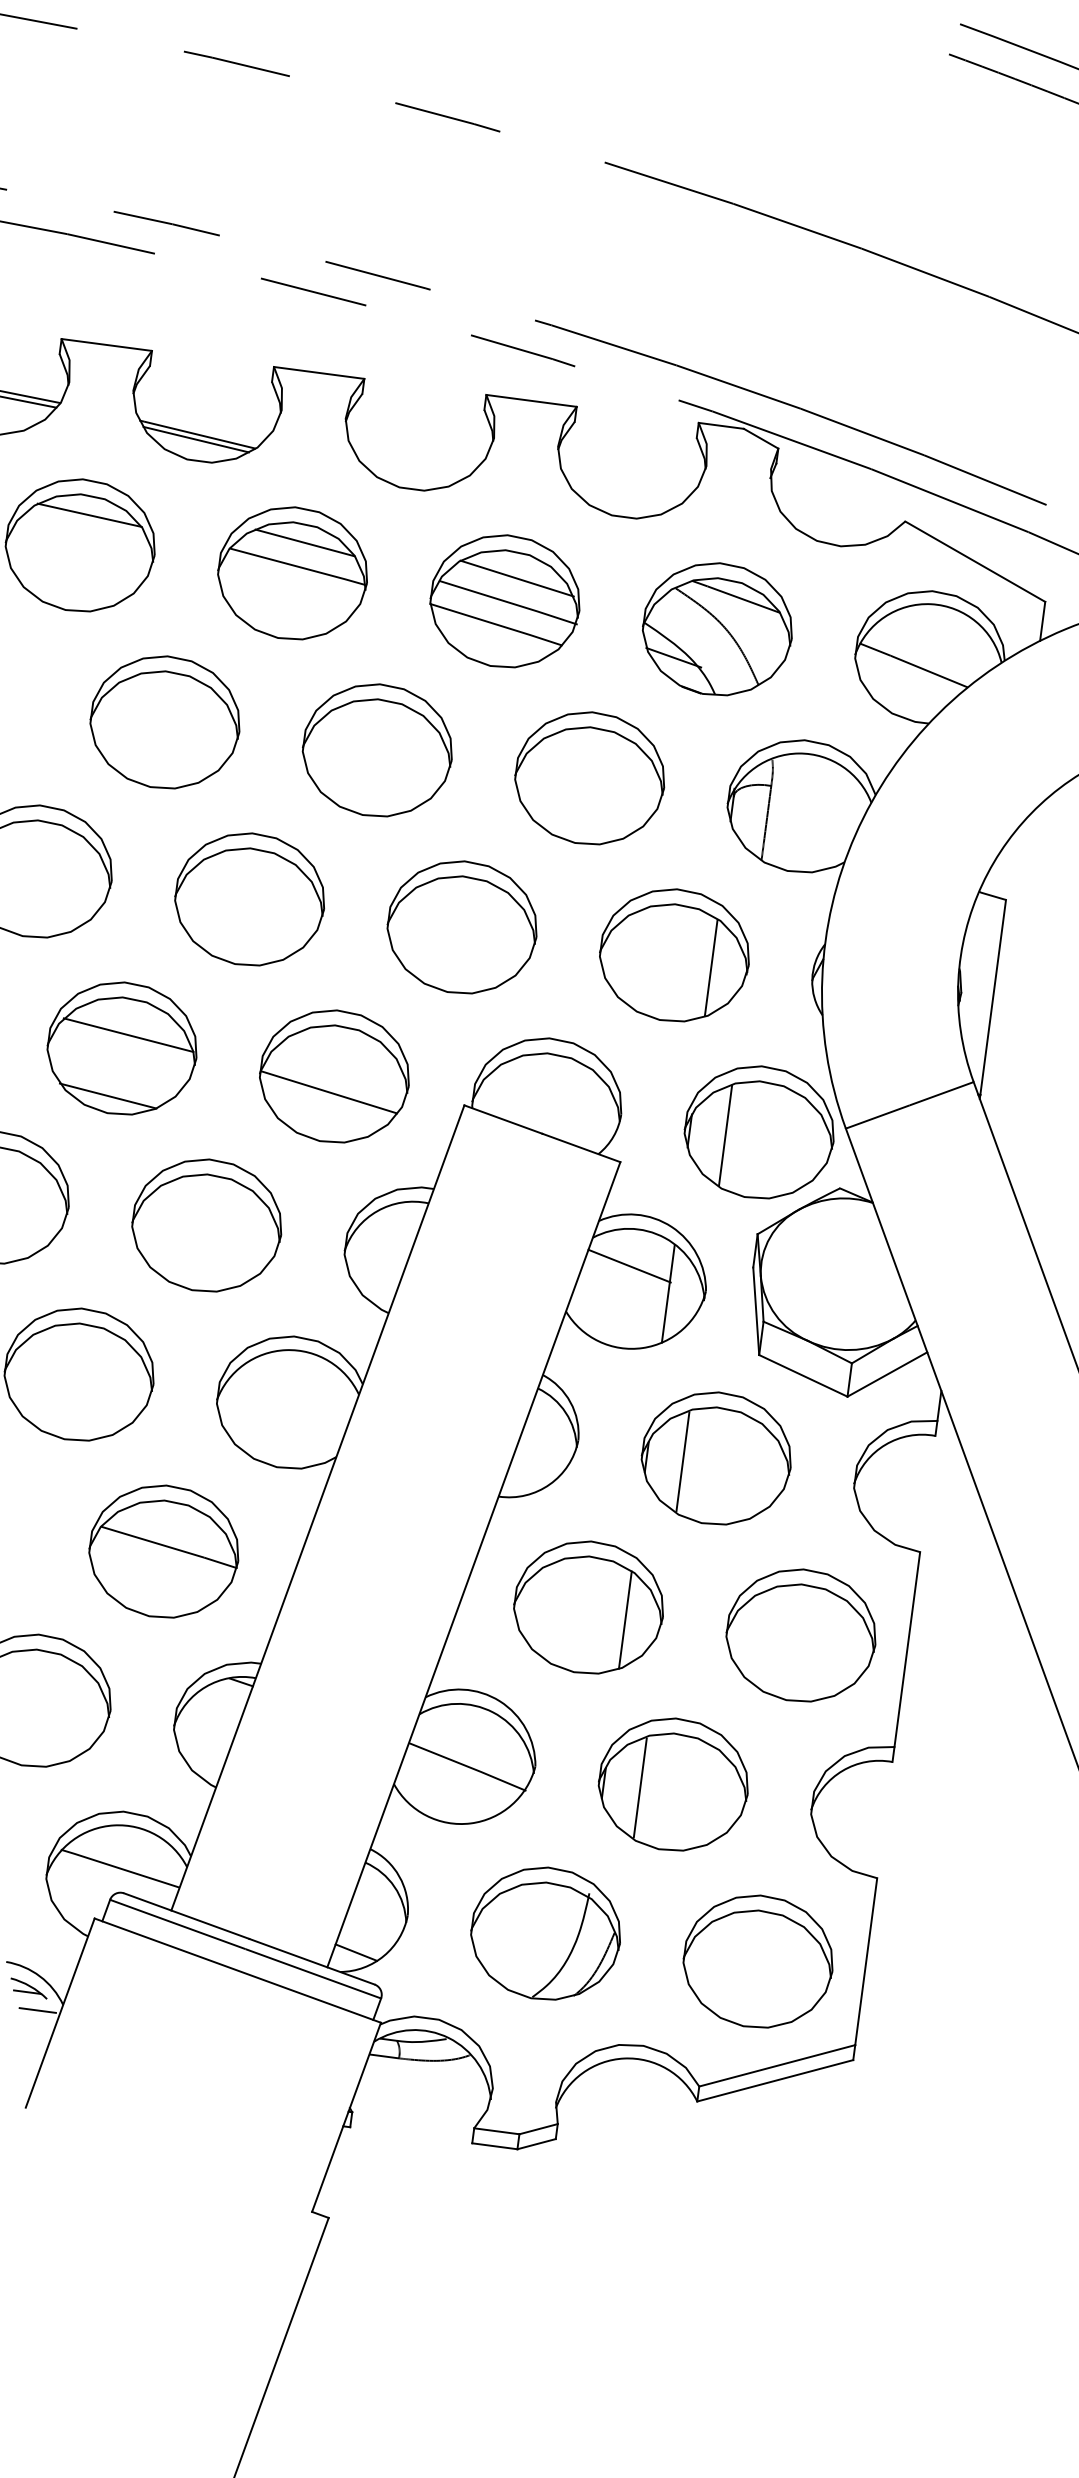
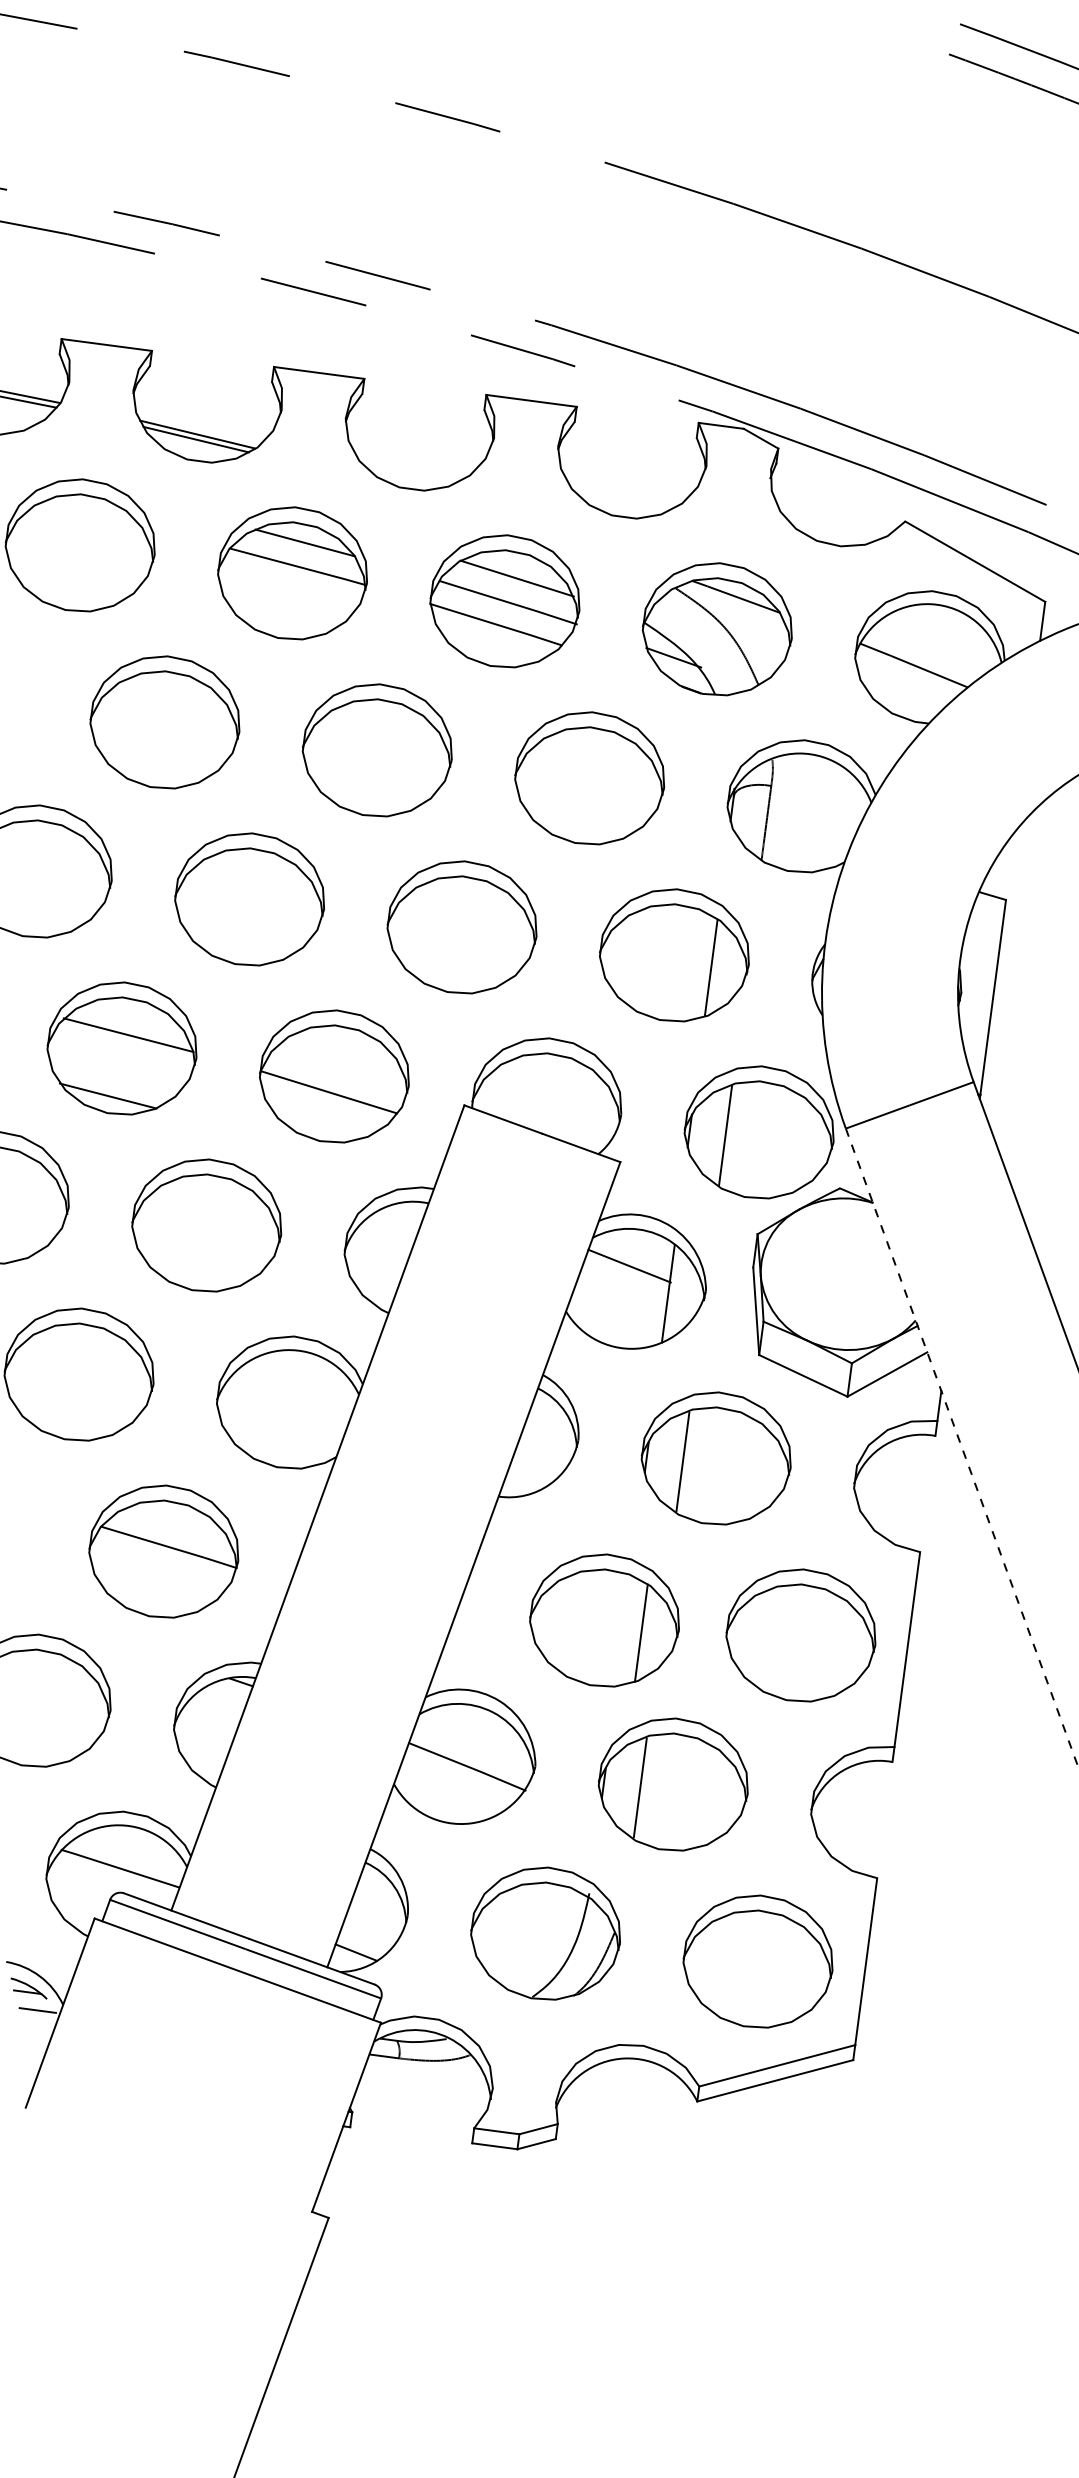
line: present -> none (89, 514)
line: solid -> dashed (962, 1448)
part position: (588, 1607) -> (604, 1620) (604, 1620)
